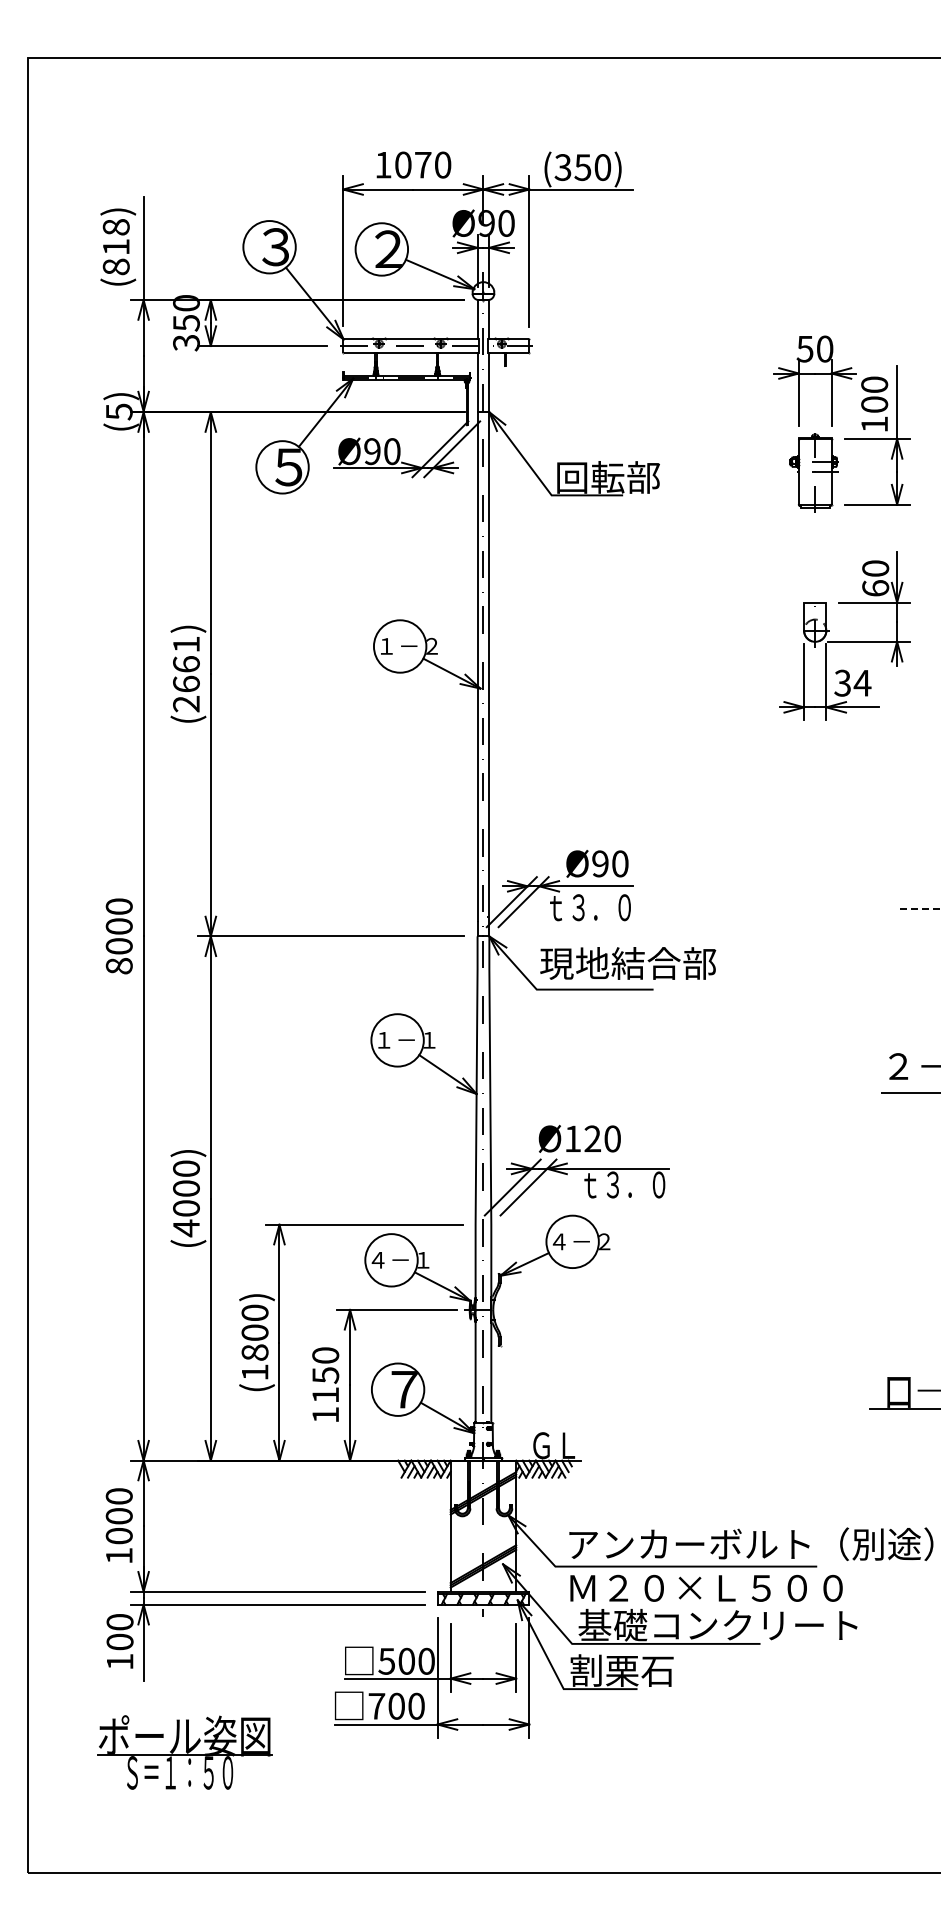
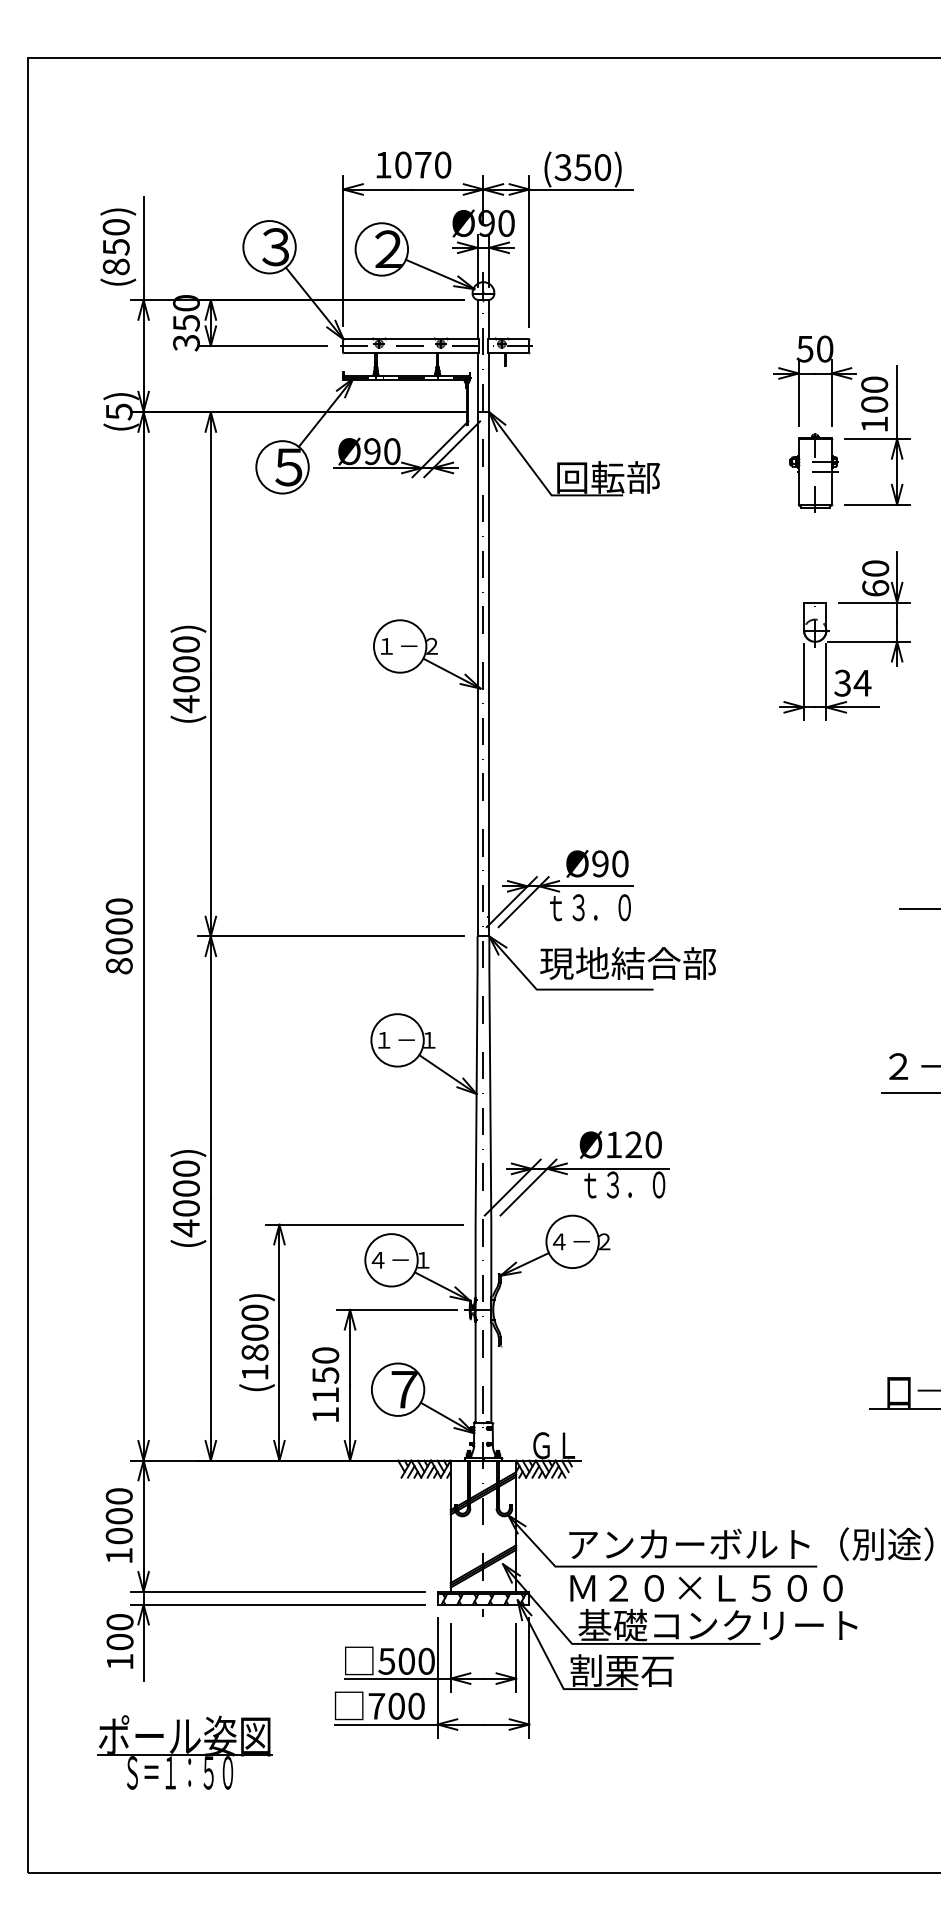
text: (818) -> (850) (116, 237)
text: (2661) -> (4000) (186, 674)
line: dashed -> solid (920, 908)
text position: (579, 1138) -> (620, 1144) (620, 1144)
